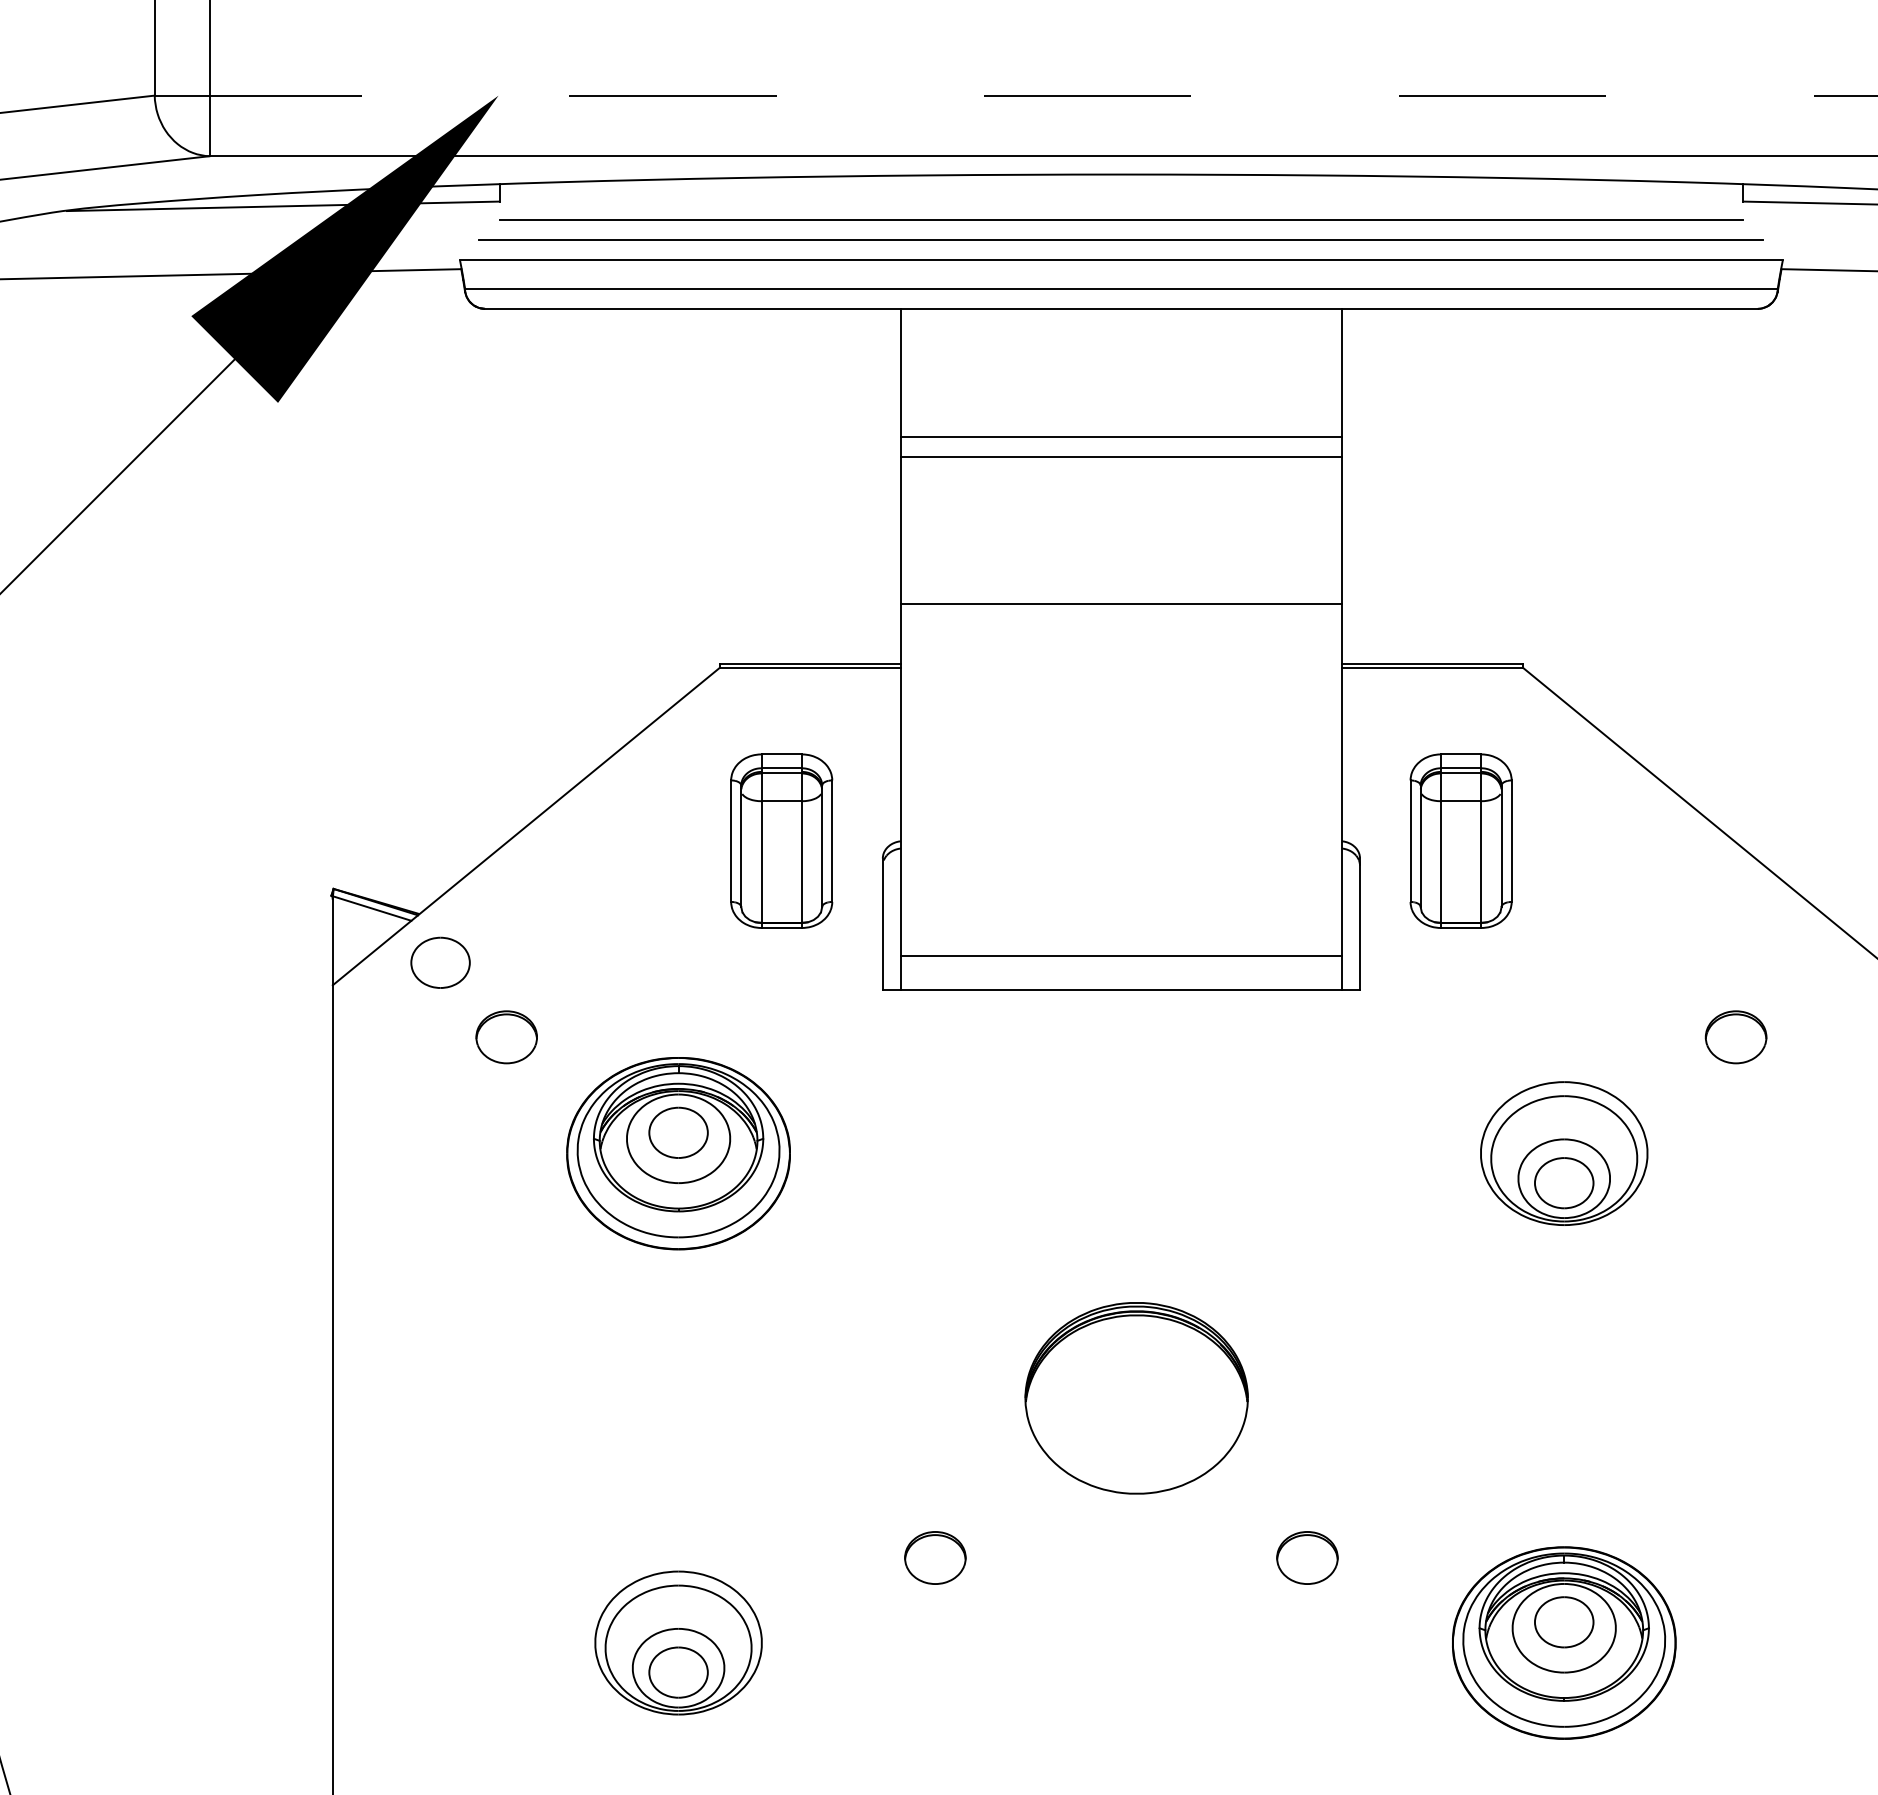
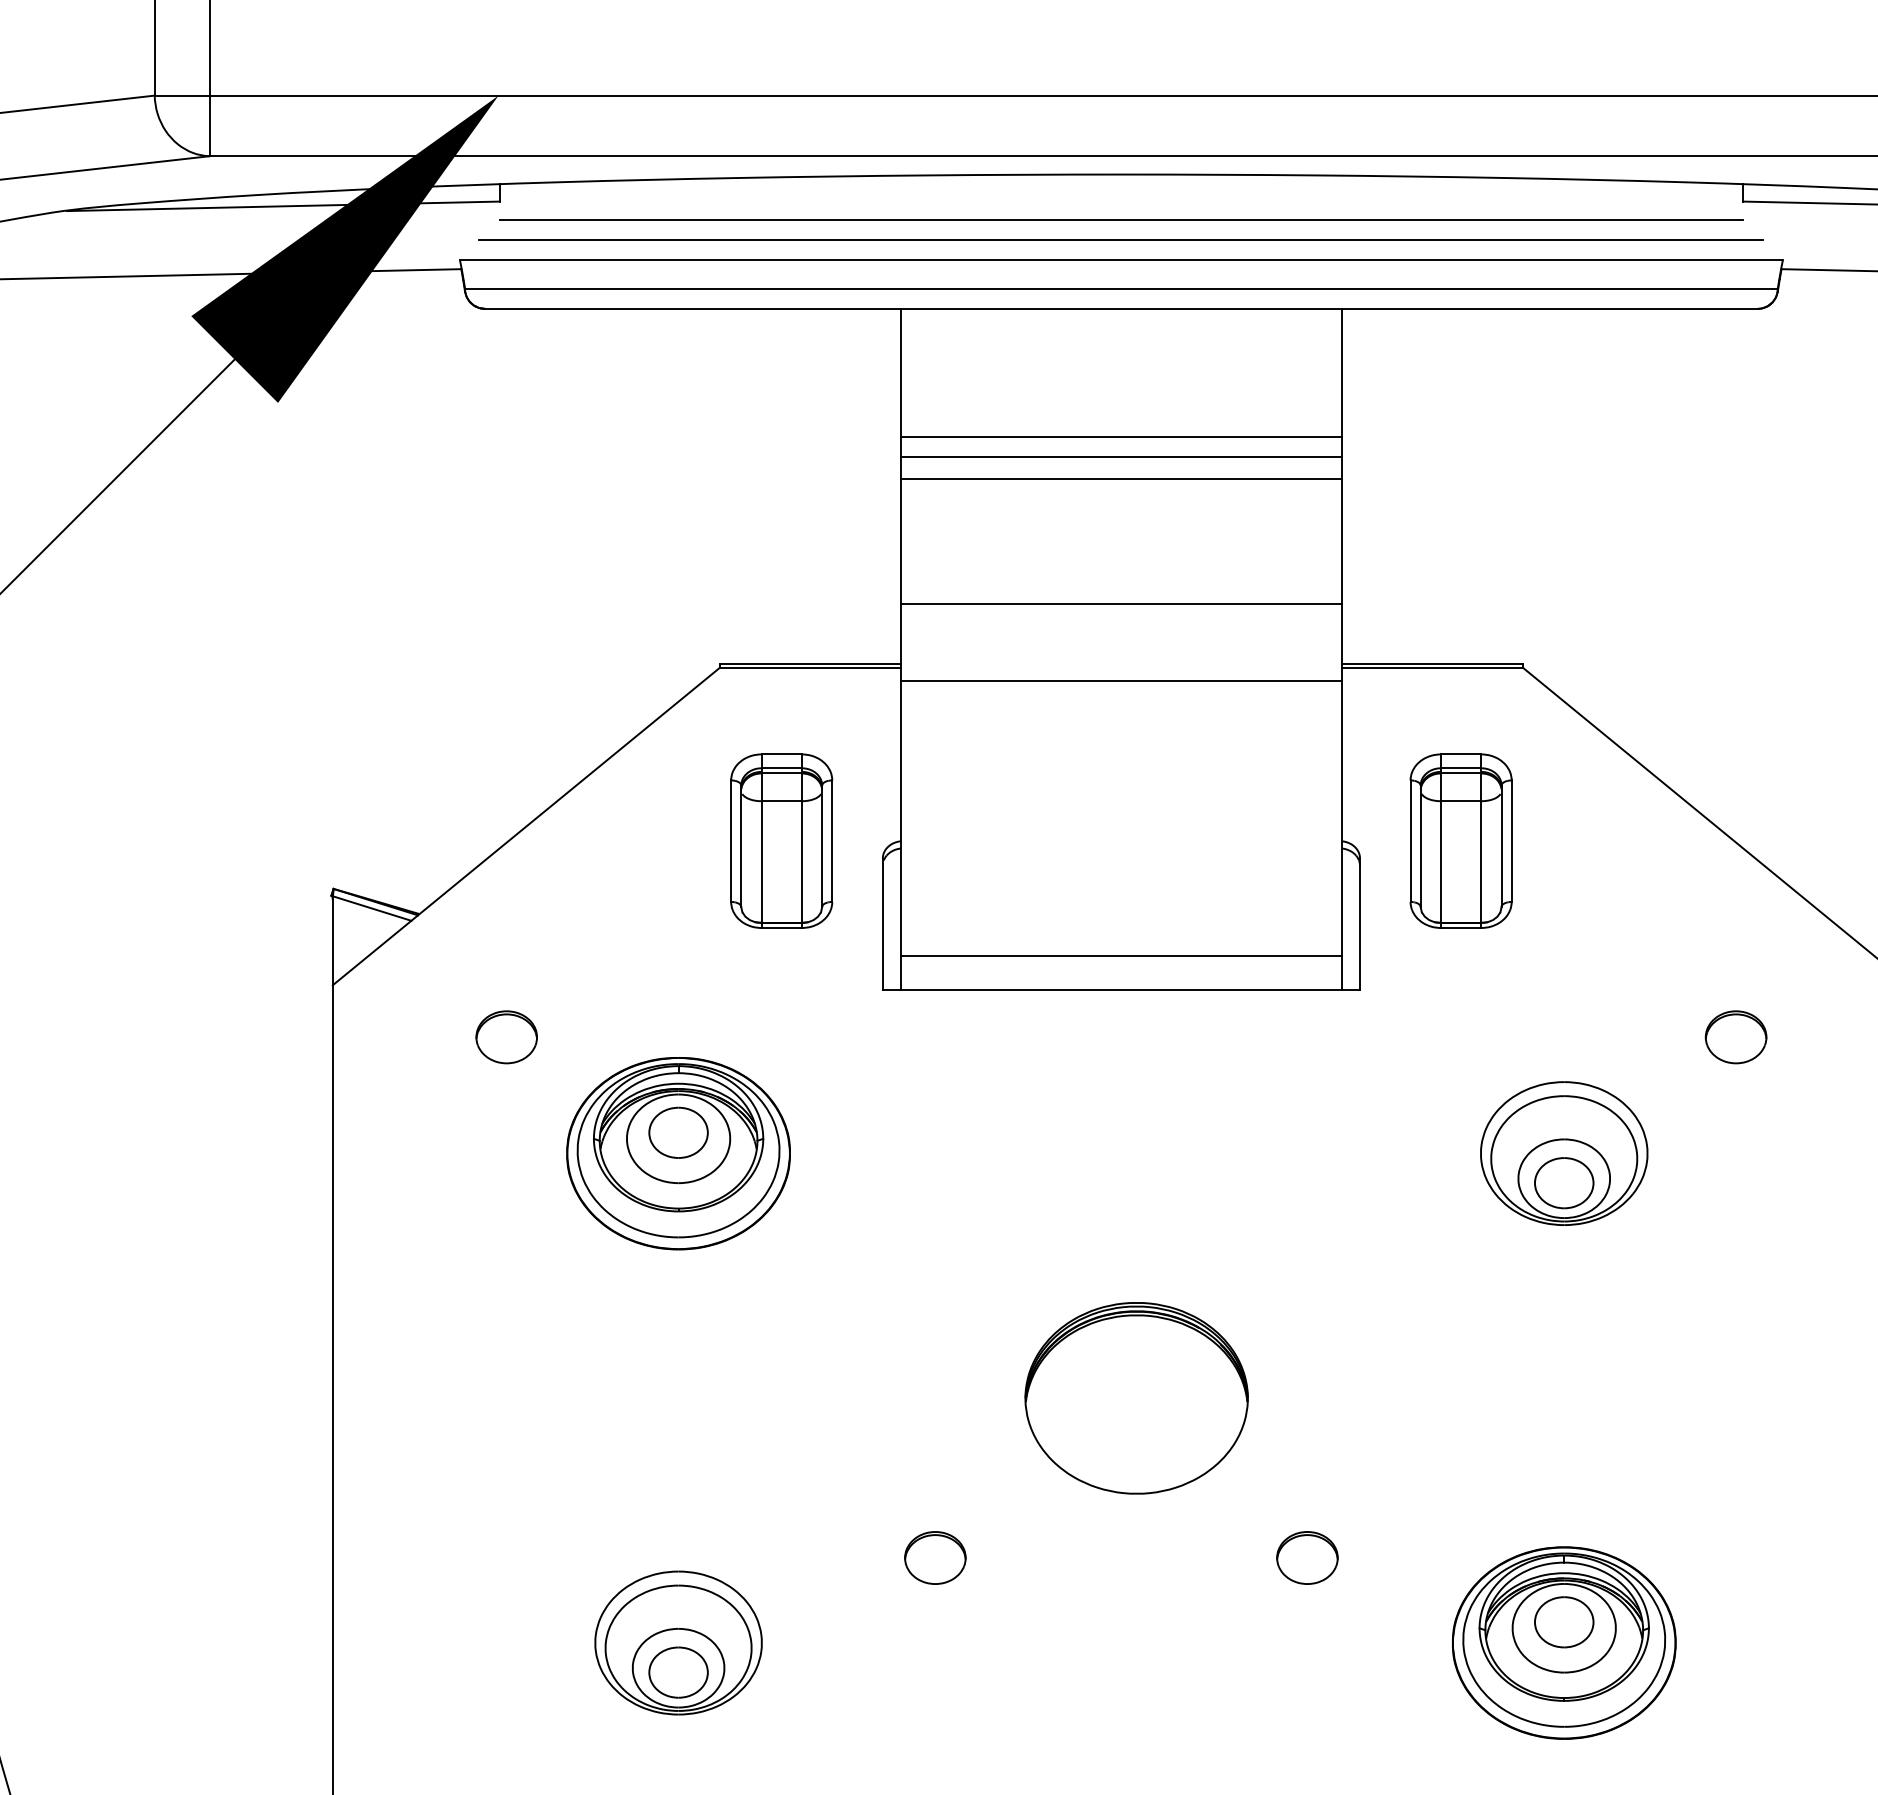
line: dashed -> solid (1016, 95)
line: none -> present (1121, 478)
line: none -> present (1121, 680)
part: present -> none (440, 962)
